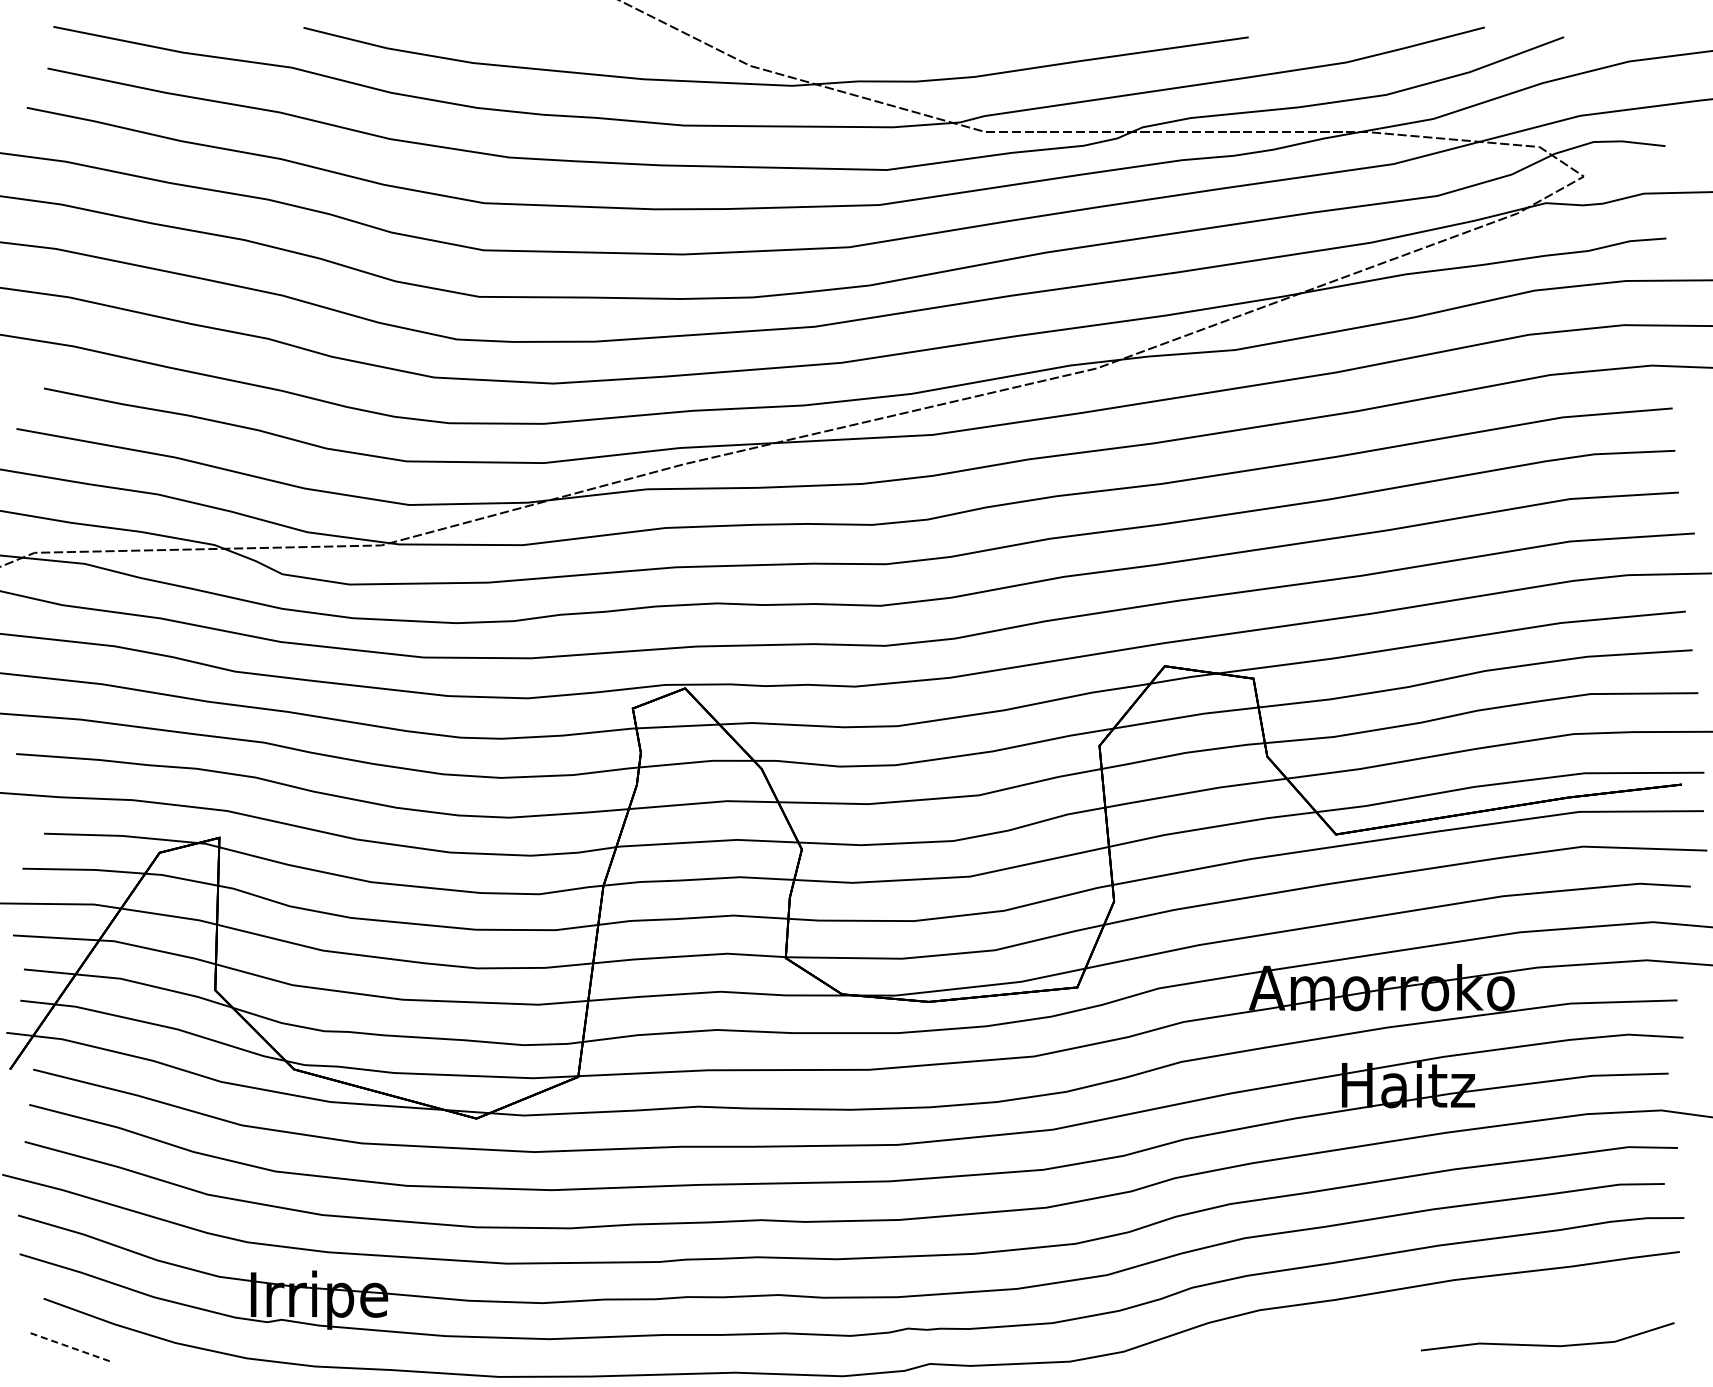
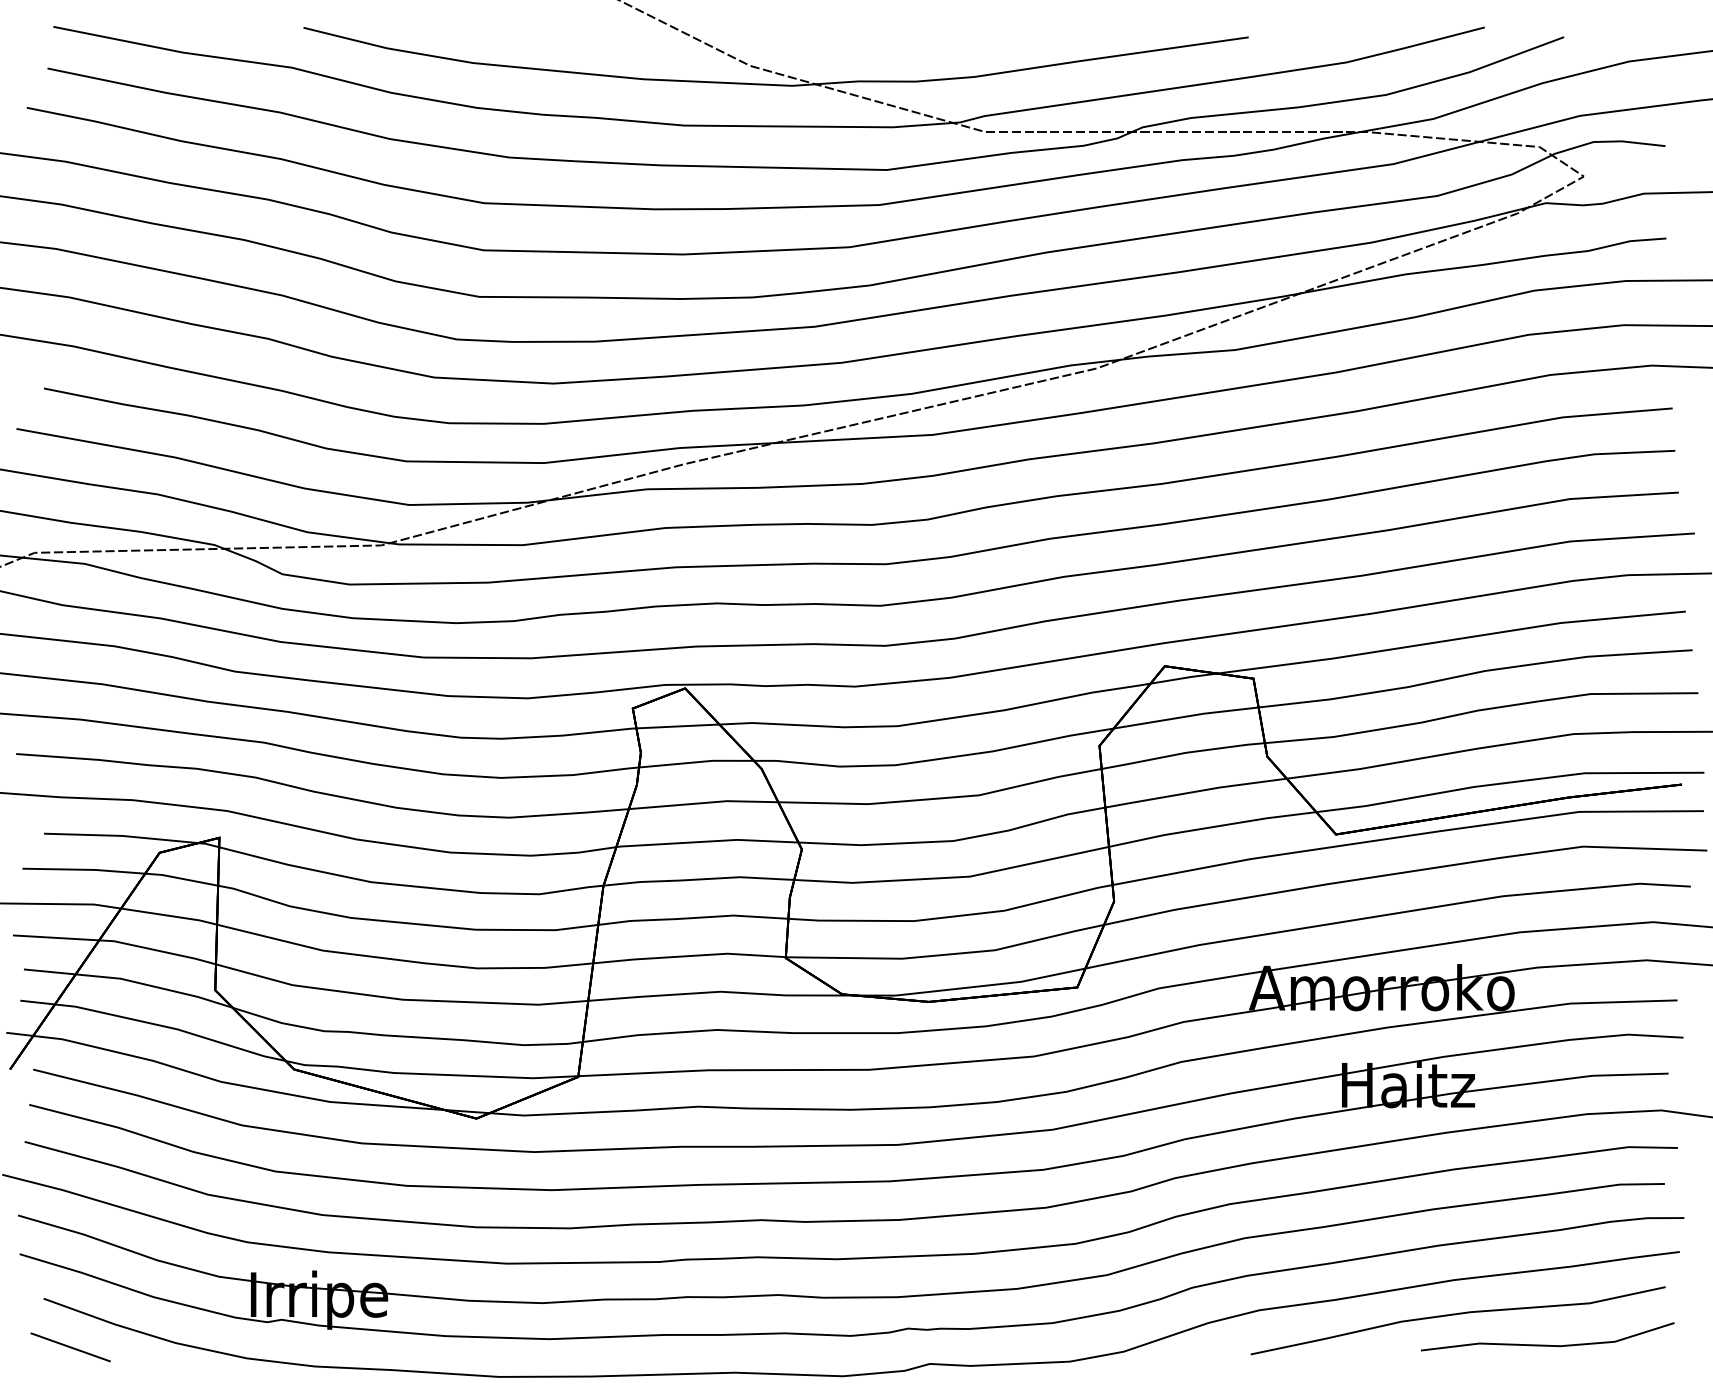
curve: none -> present (1455, 1315)
line: dashed -> solid (70, 1347)
